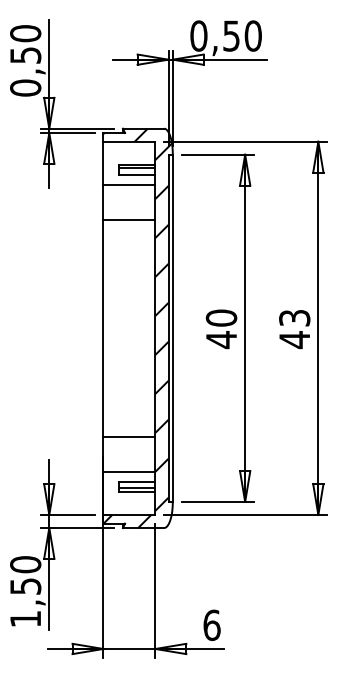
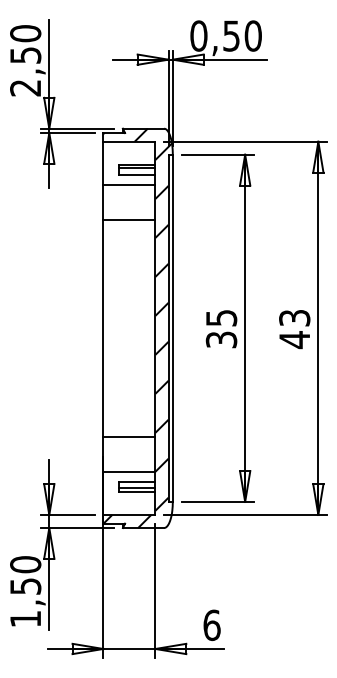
text: 0,50 -> 2,50 (25, 87)
text: 40 -> 35 (221, 329)
